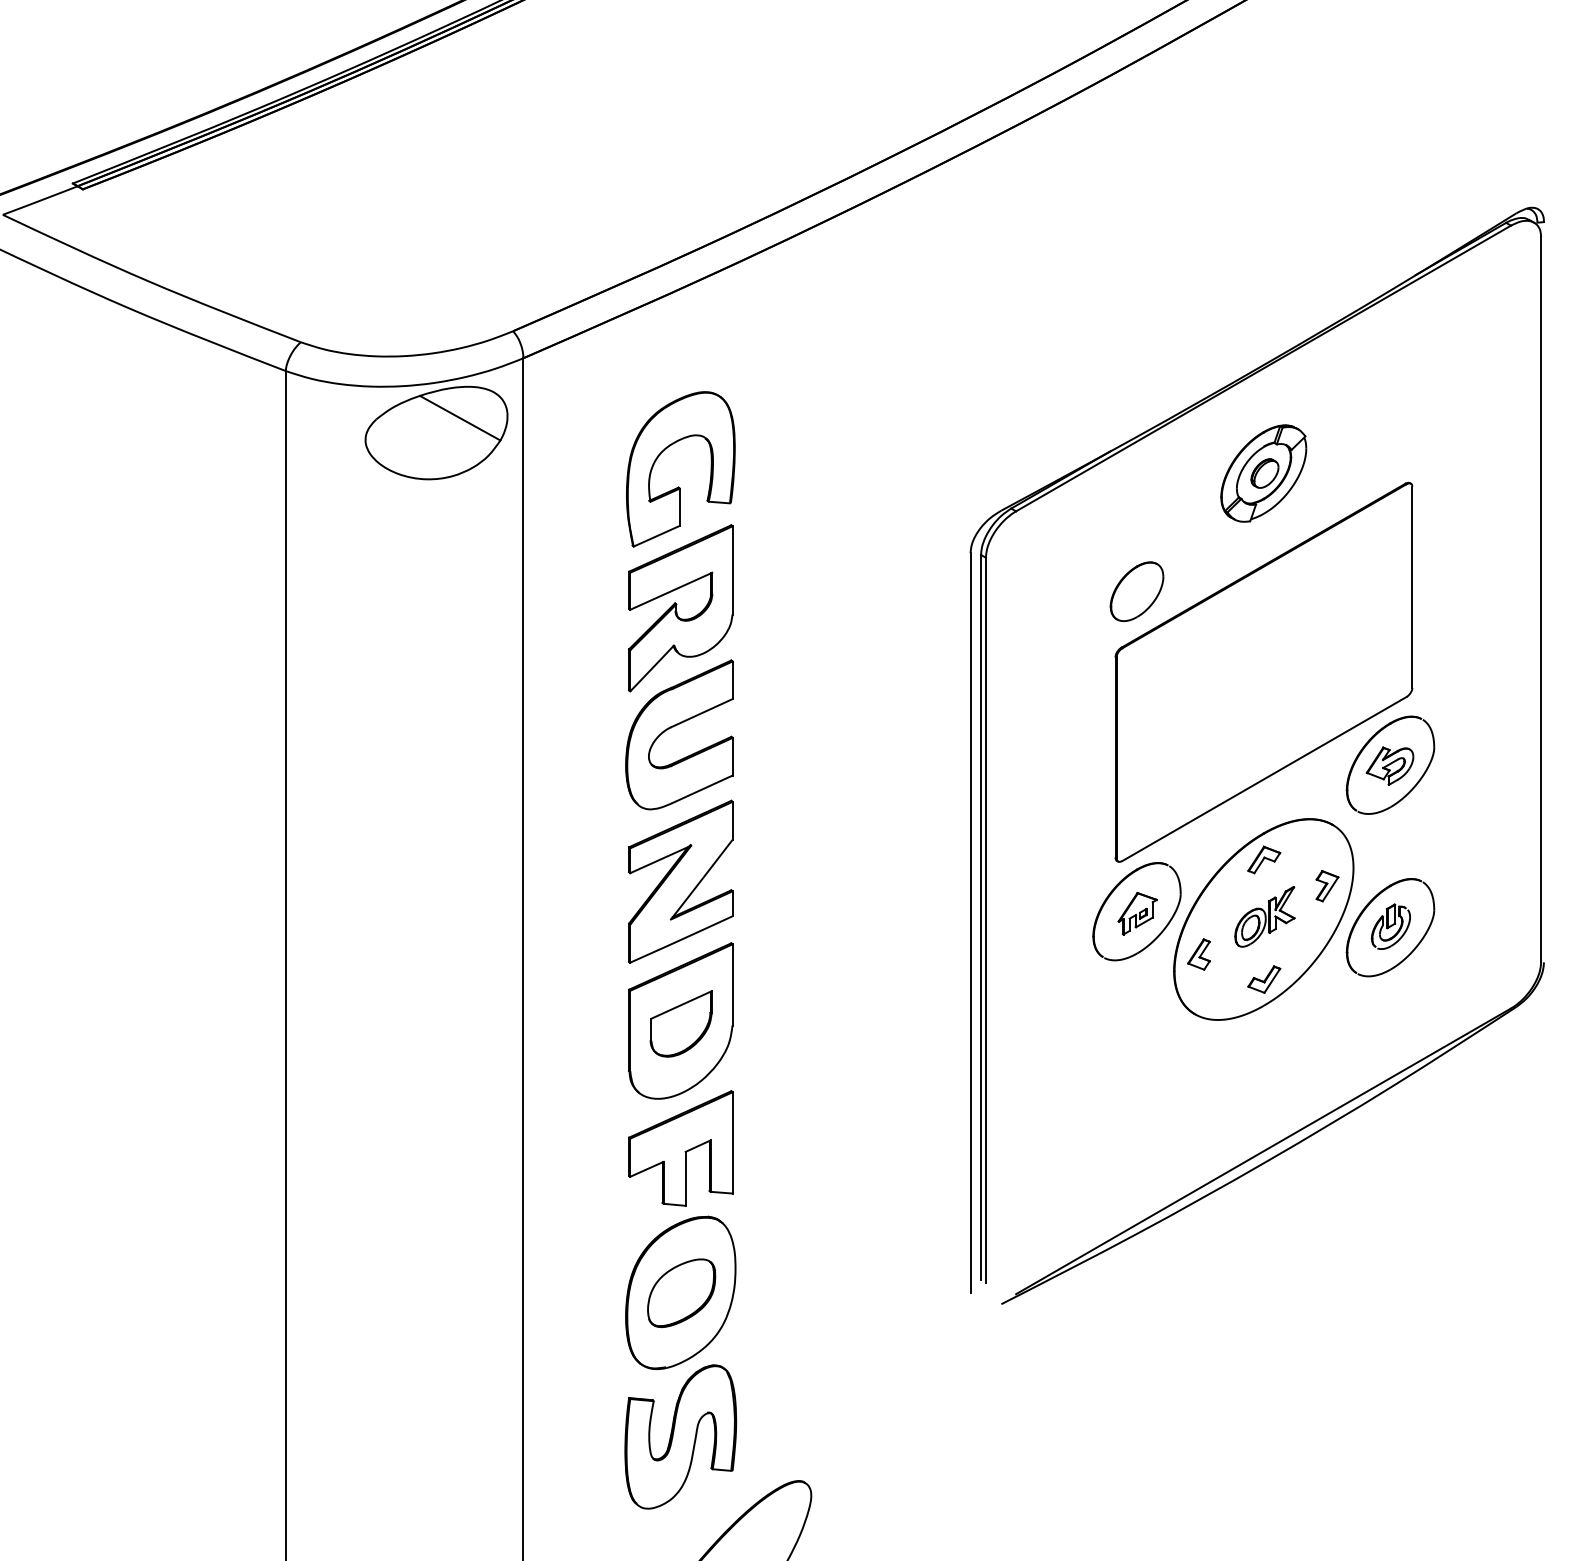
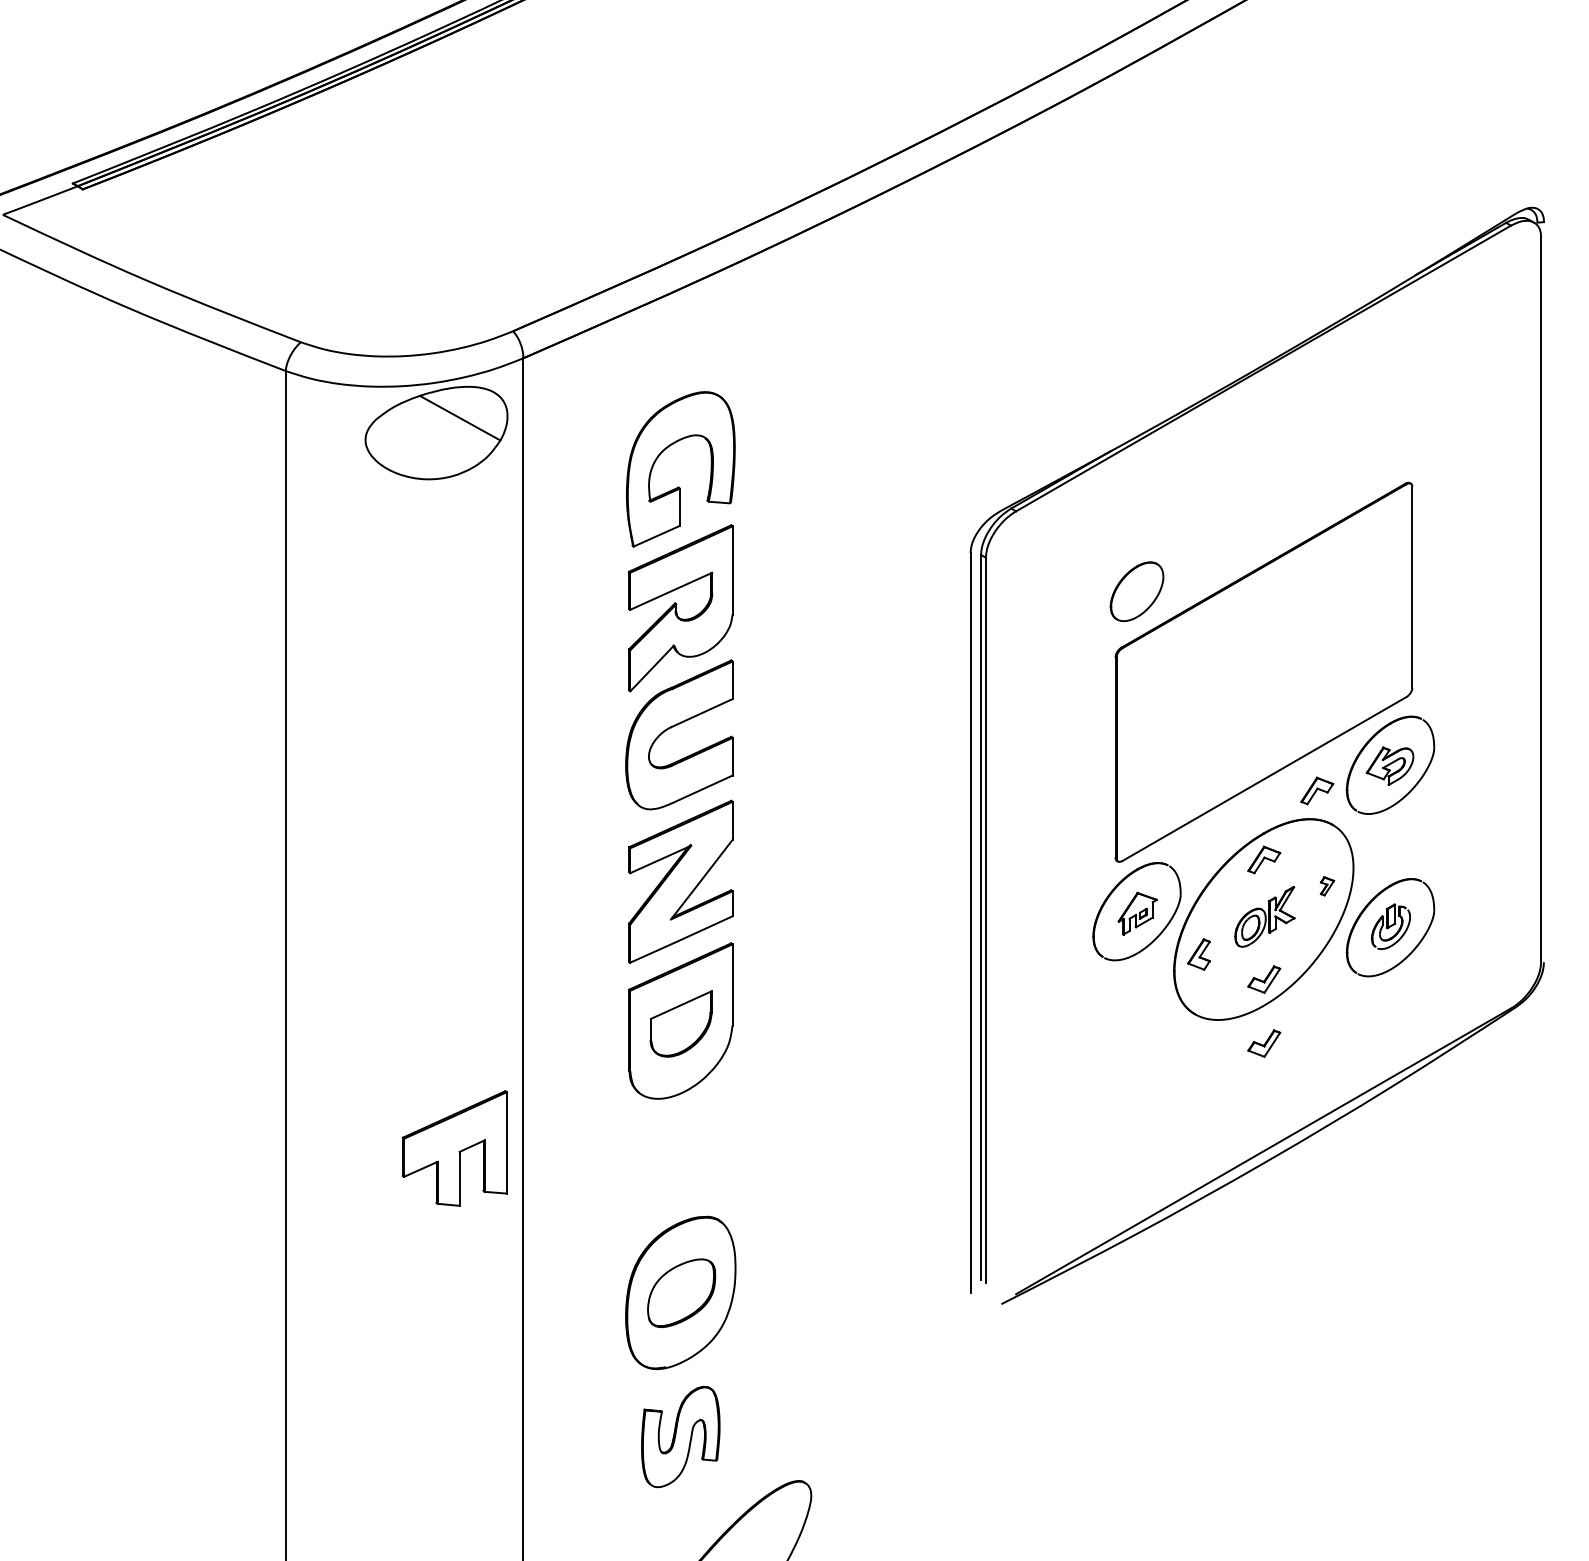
part: present -> none (1263, 473)
part: none -> present (1317, 790)
part size: 25x33 px -> 17x21 px (1327, 886)
part: none -> present (1264, 1043)
part position: (680, 1148) -> (454, 1148) (454, 1148)
part size: 114x146 px -> 80x104 px (680, 1436)
